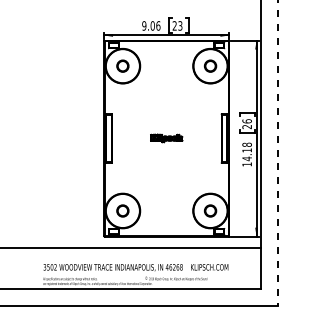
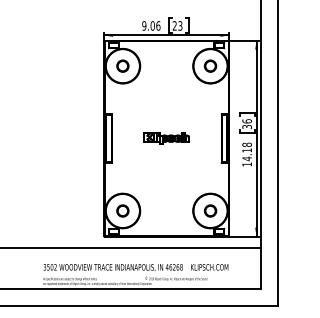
text: 26 -> 36 (247, 127)
part size: 34x11 px -> 48x13 px (166, 138)
line: dashed -> solid (278, 153)
